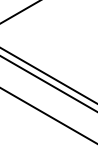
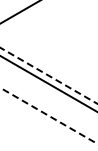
line: solid -> dashed (49, 76)
line: solid -> dashed (48, 115)
